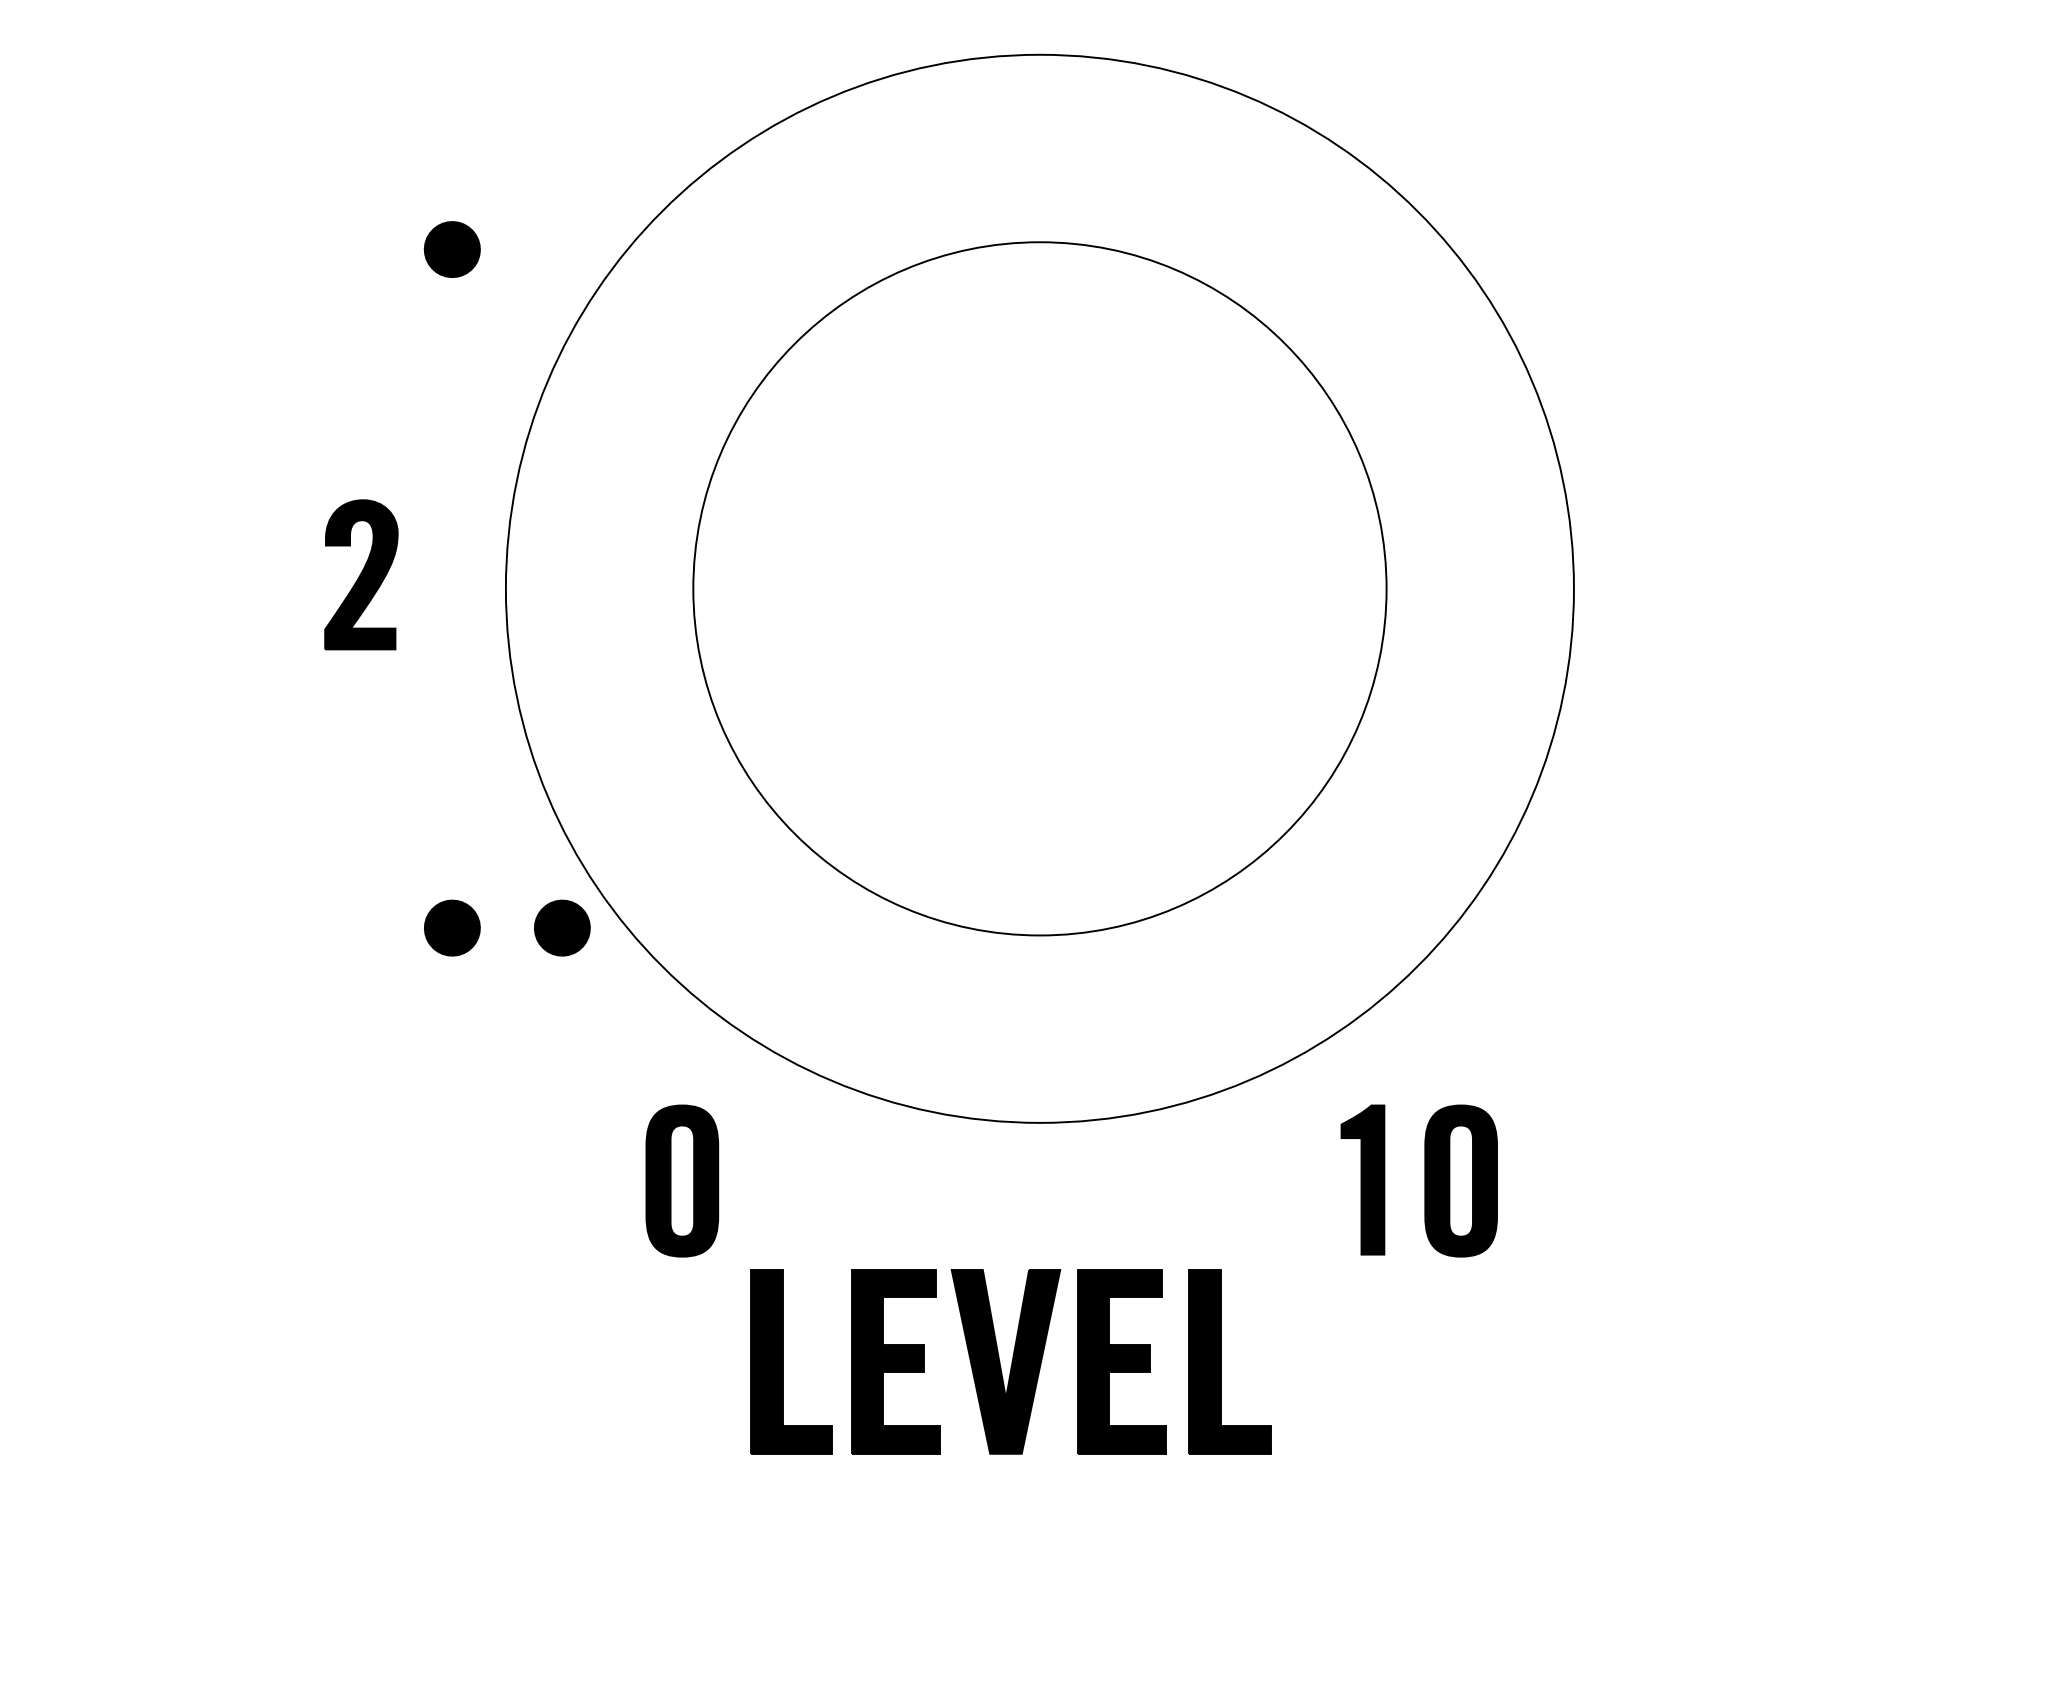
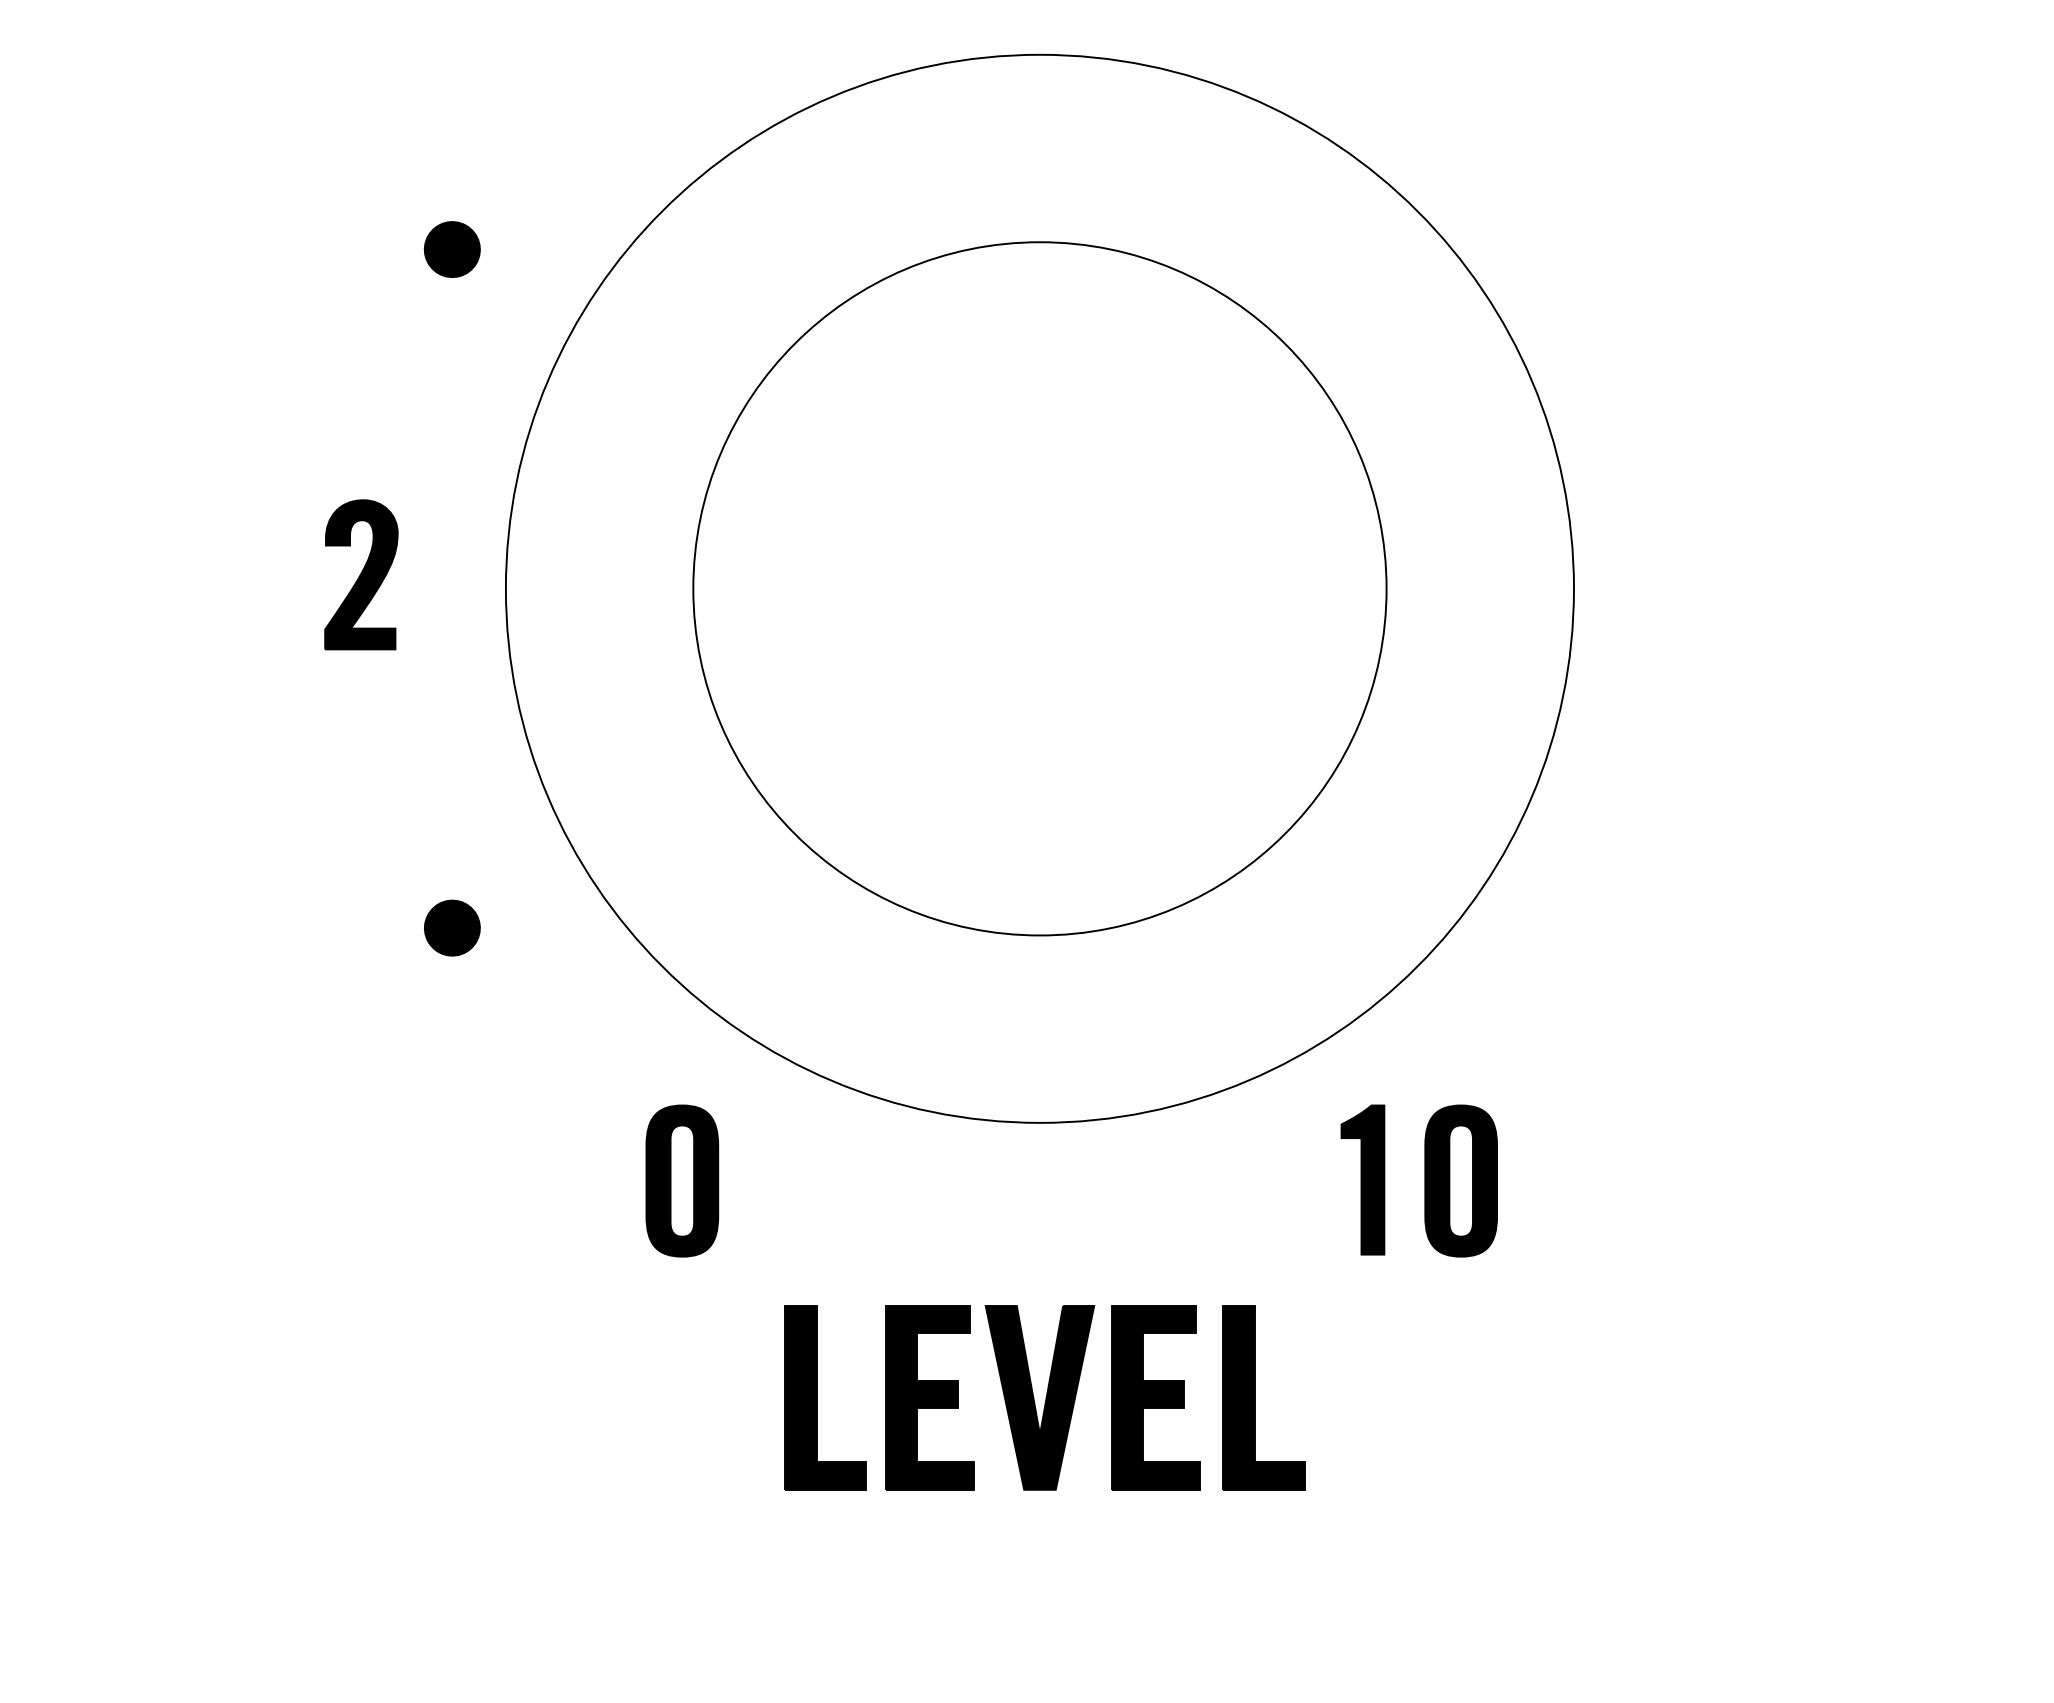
part: present -> none (562, 927)
part position: (1010, 1361) -> (1044, 1397) (1044, 1397)
